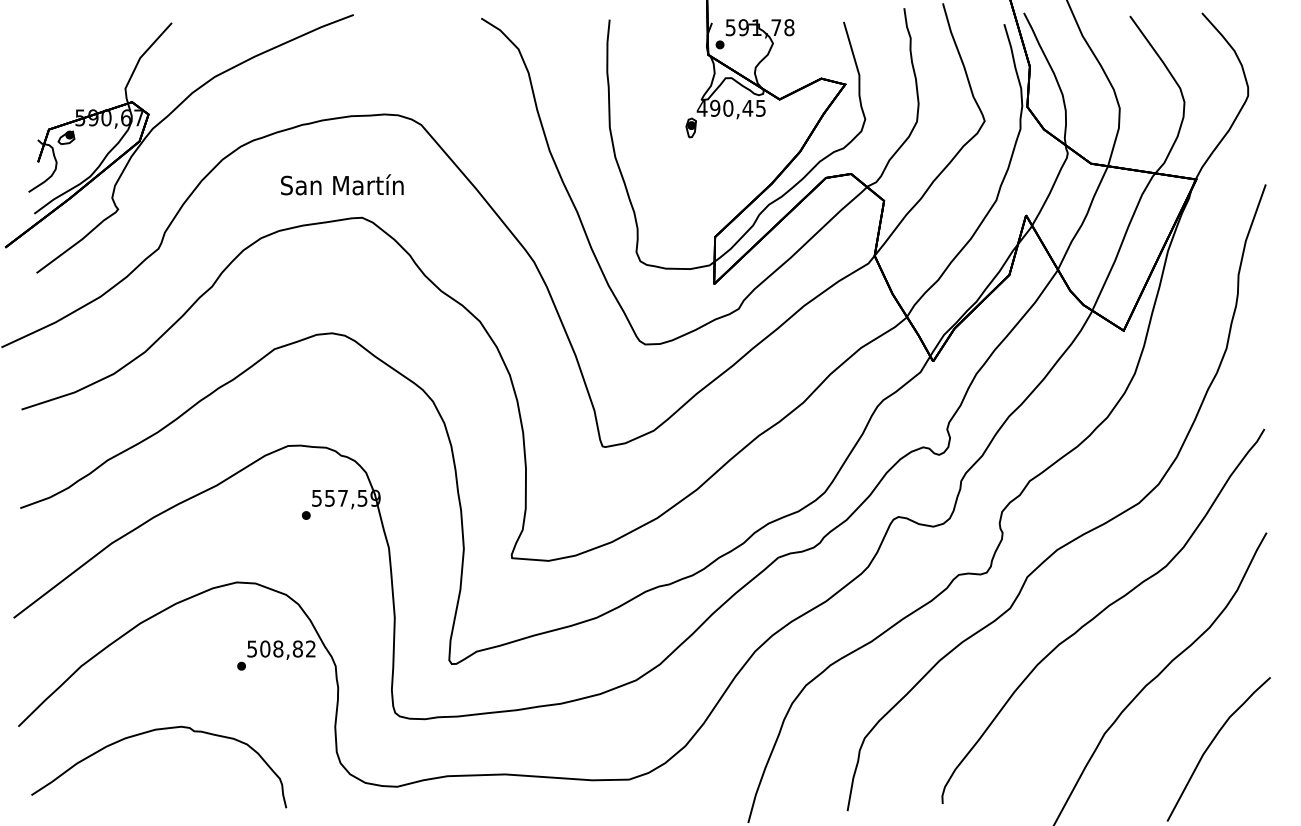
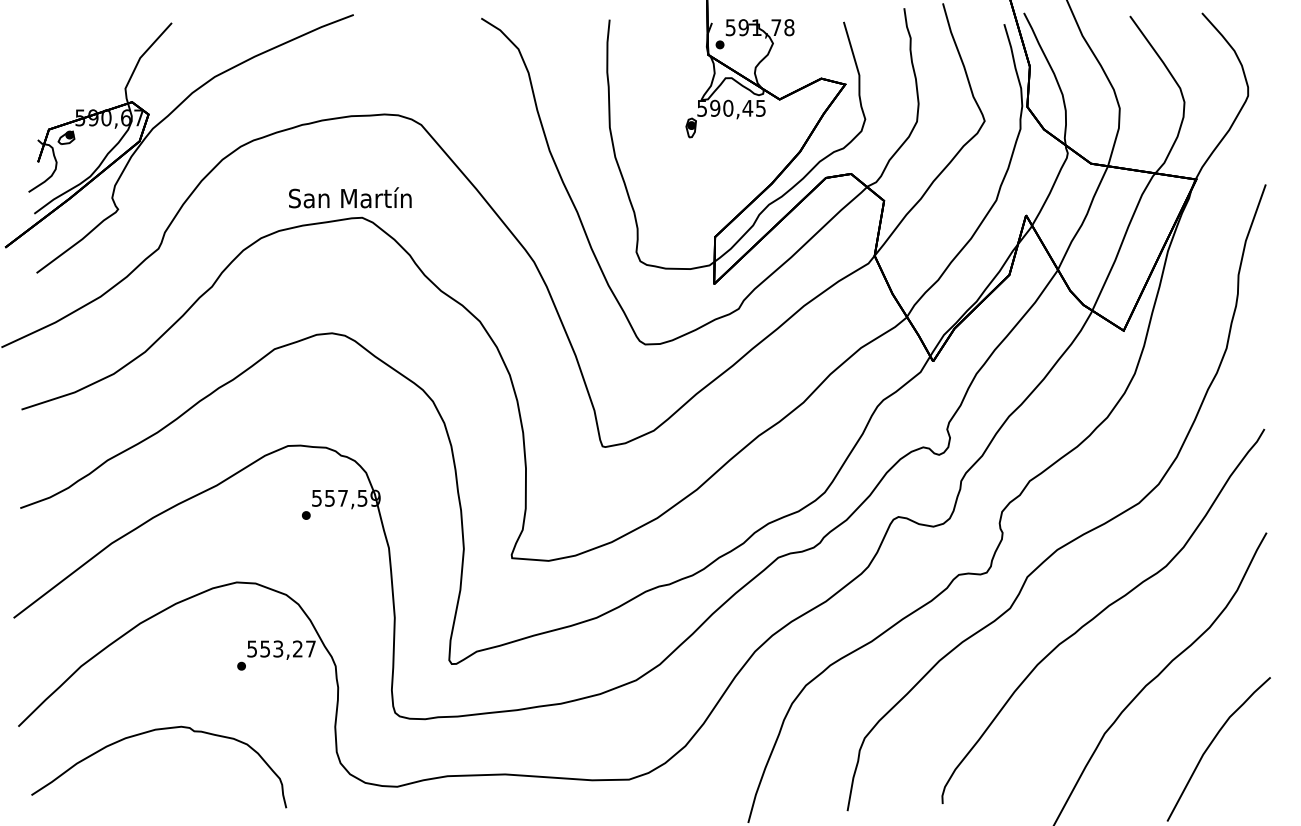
text: 490,45 -> 590,45 (701, 108)
text position: (342, 184) -> (350, 197) (350, 197)
text: 508,82 -> 553,27 (287, 648)
